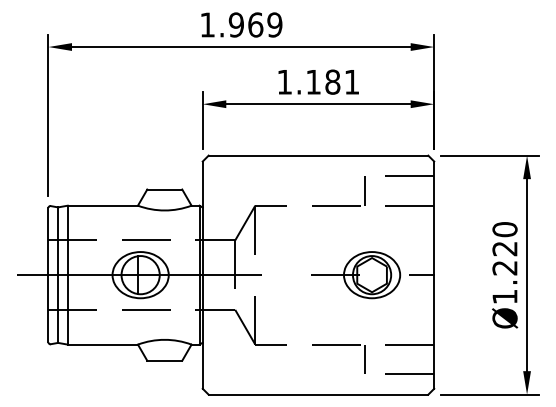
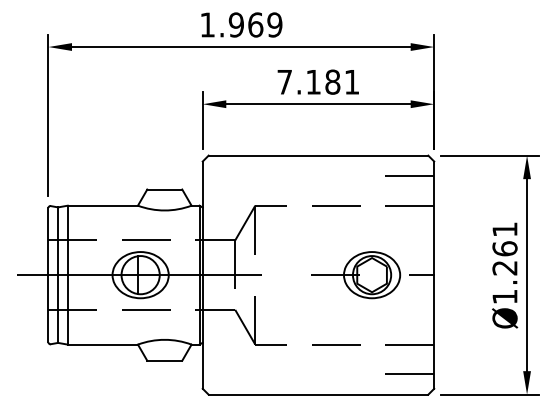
text: 1.181 -> 7.181 (284, 82)
line: present -> none (364, 190)
text: Ø1.220 -> Ø1.261 (504, 239)
line: present -> none (364, 359)
